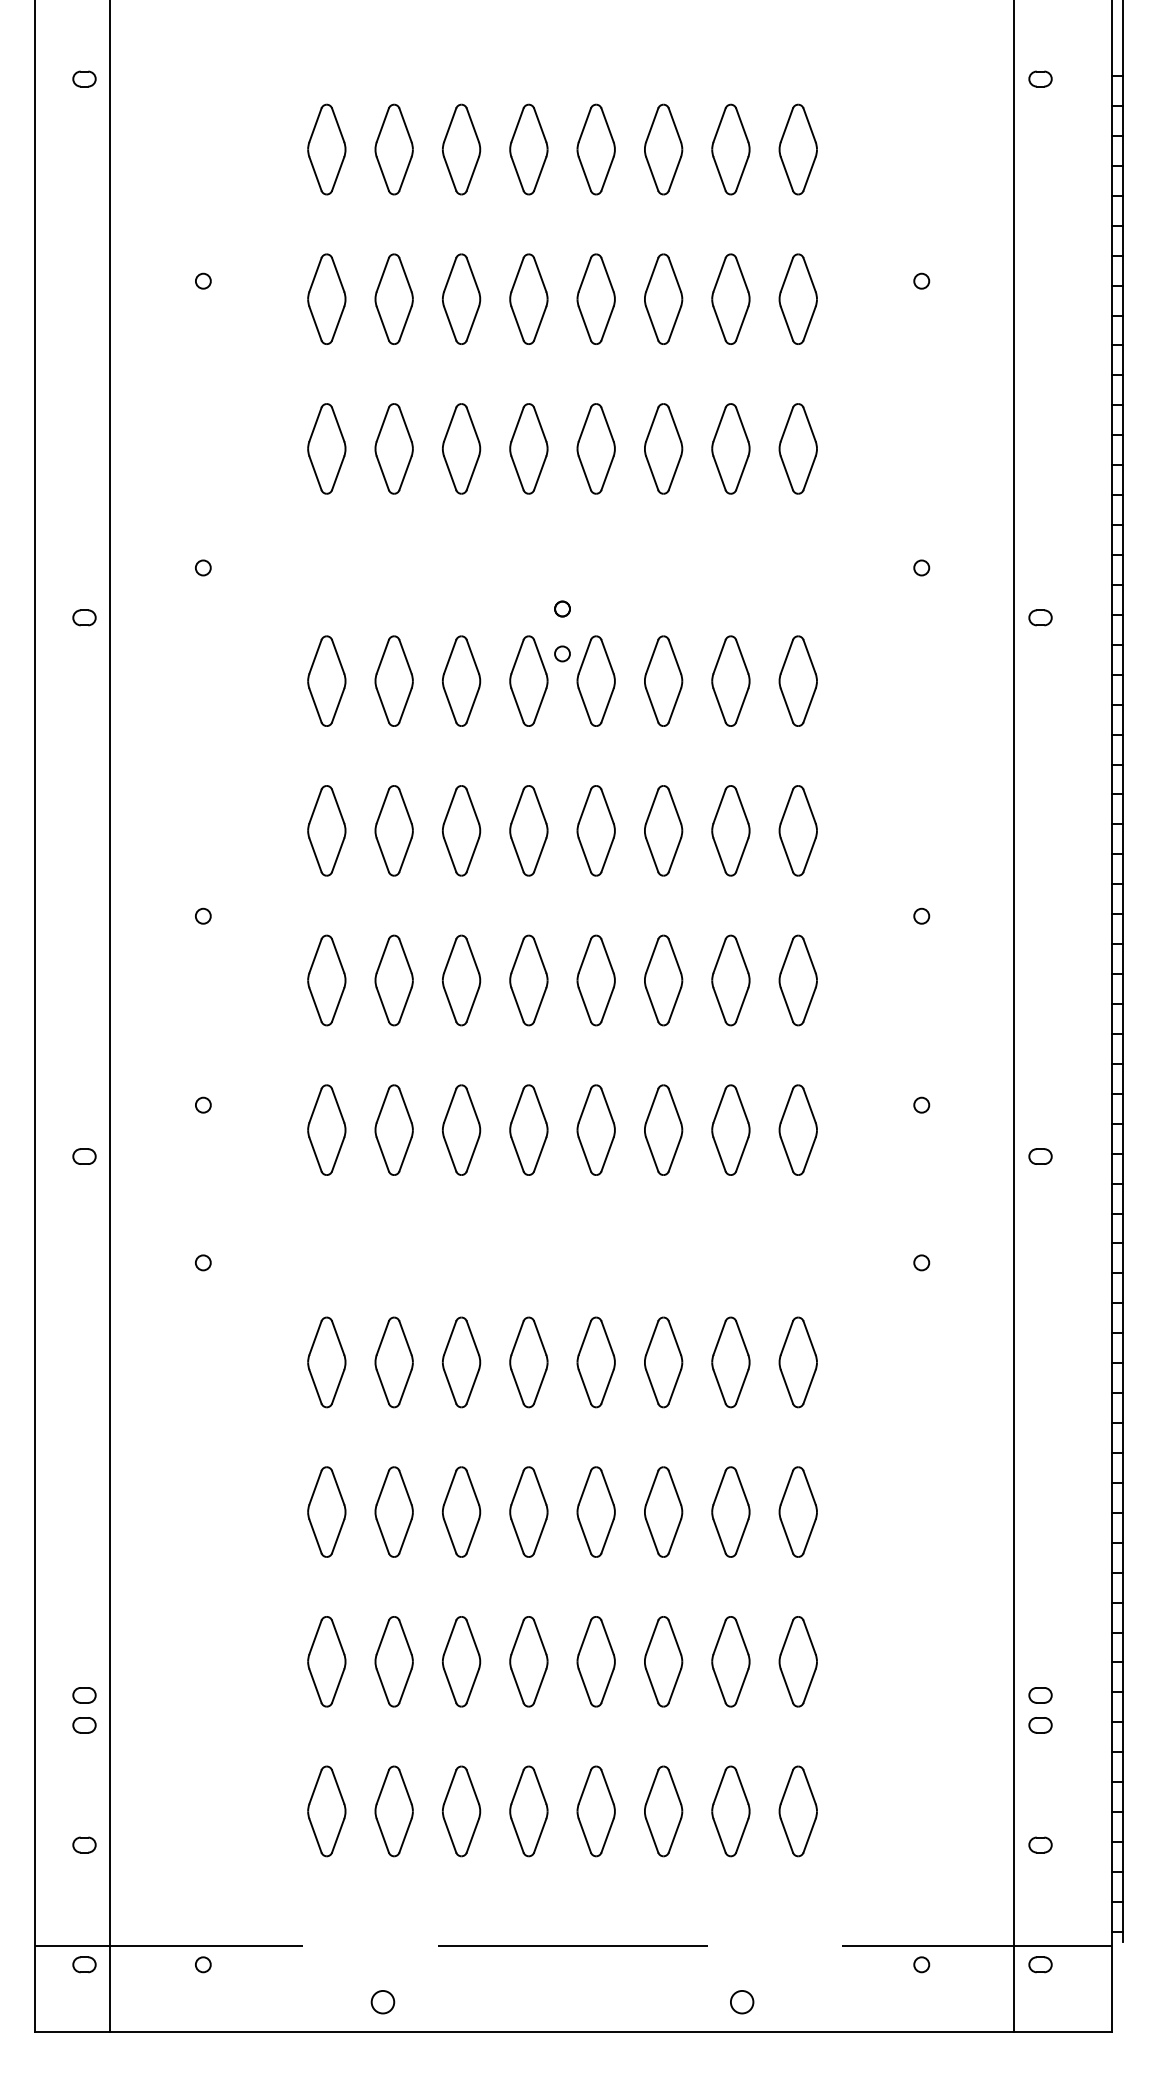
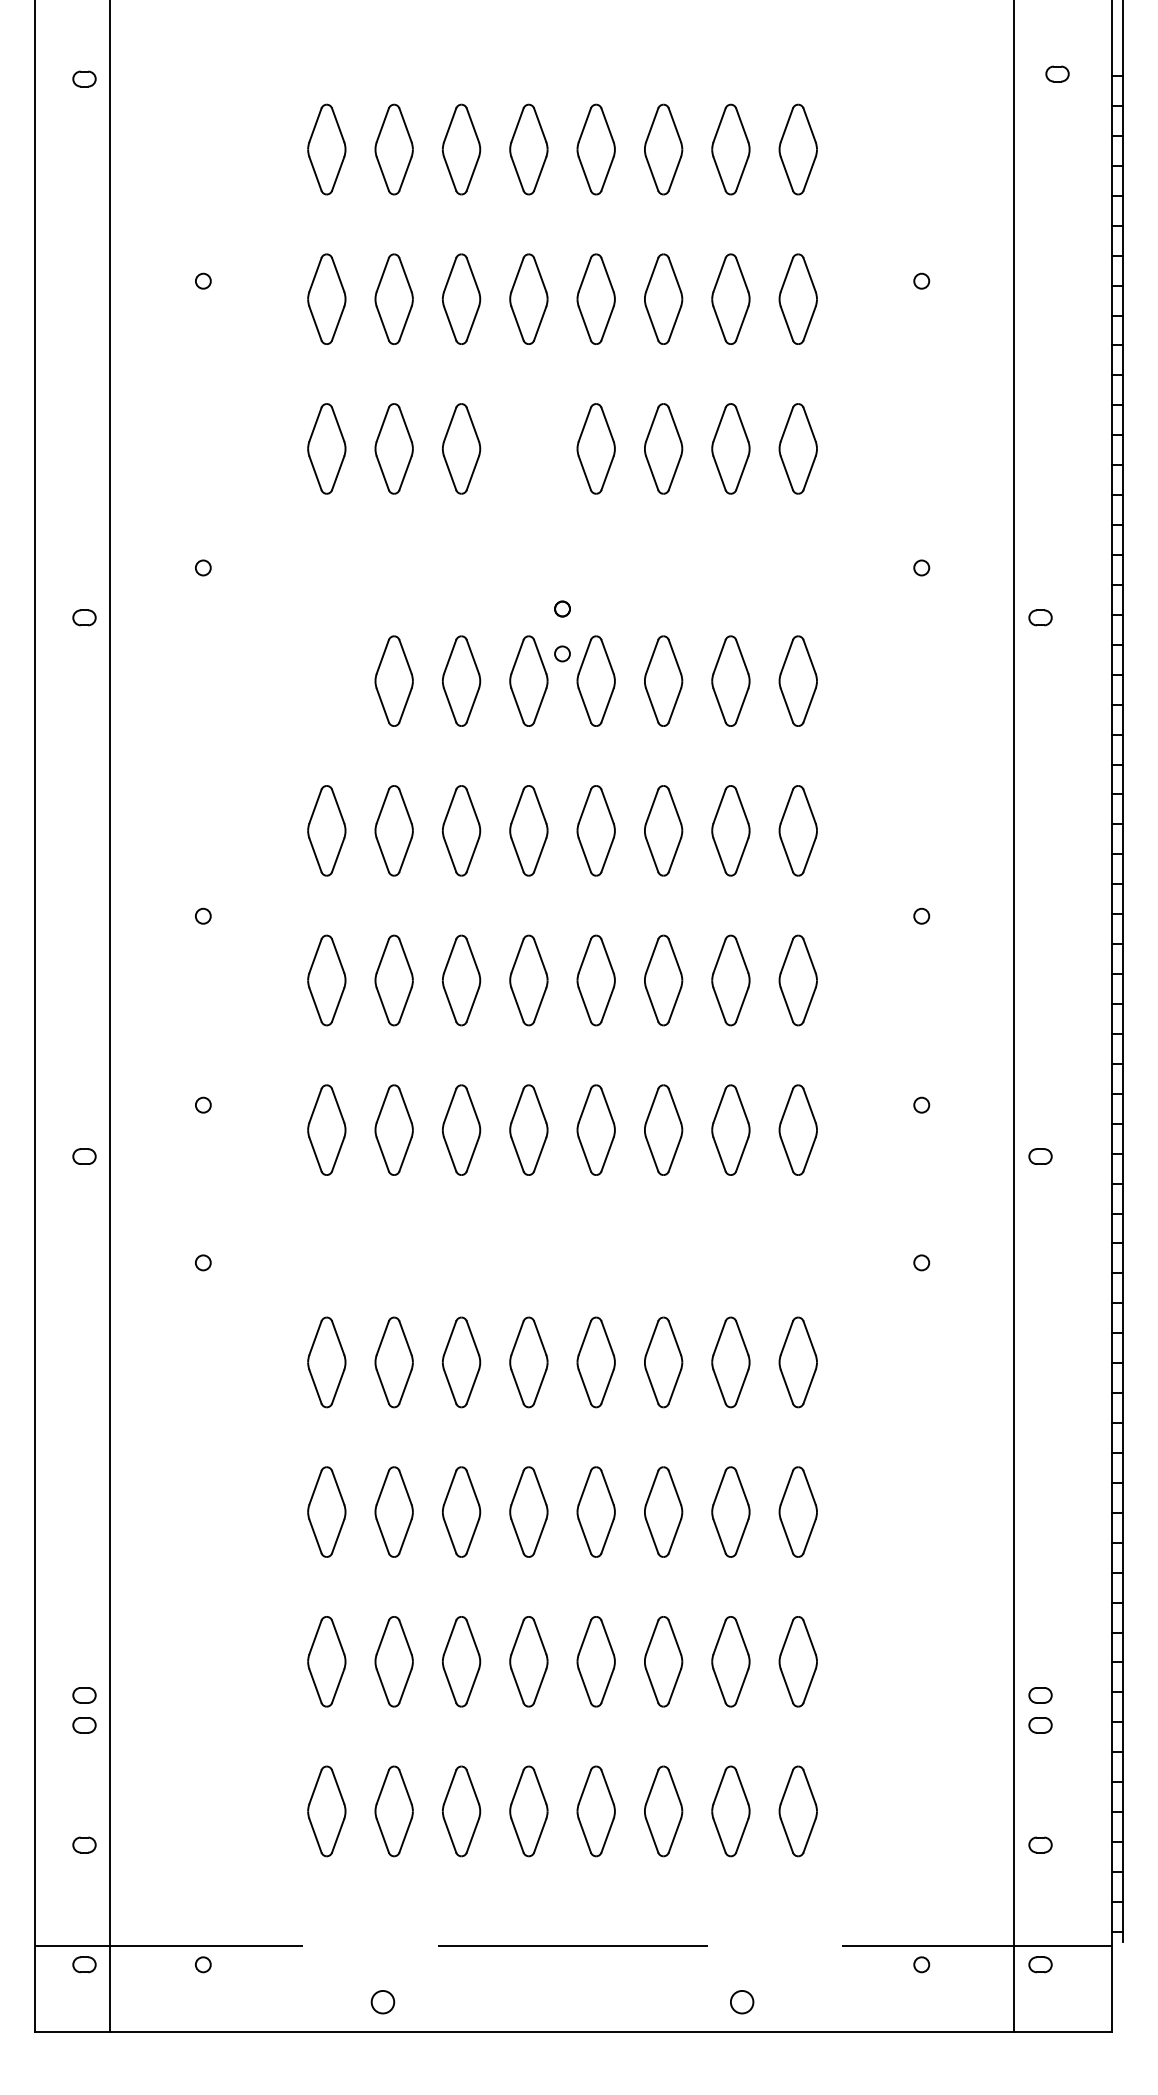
part position: (1040, 78) -> (1057, 73) (1057, 73)
part: present -> none (528, 448)
part: present -> none (326, 680)
